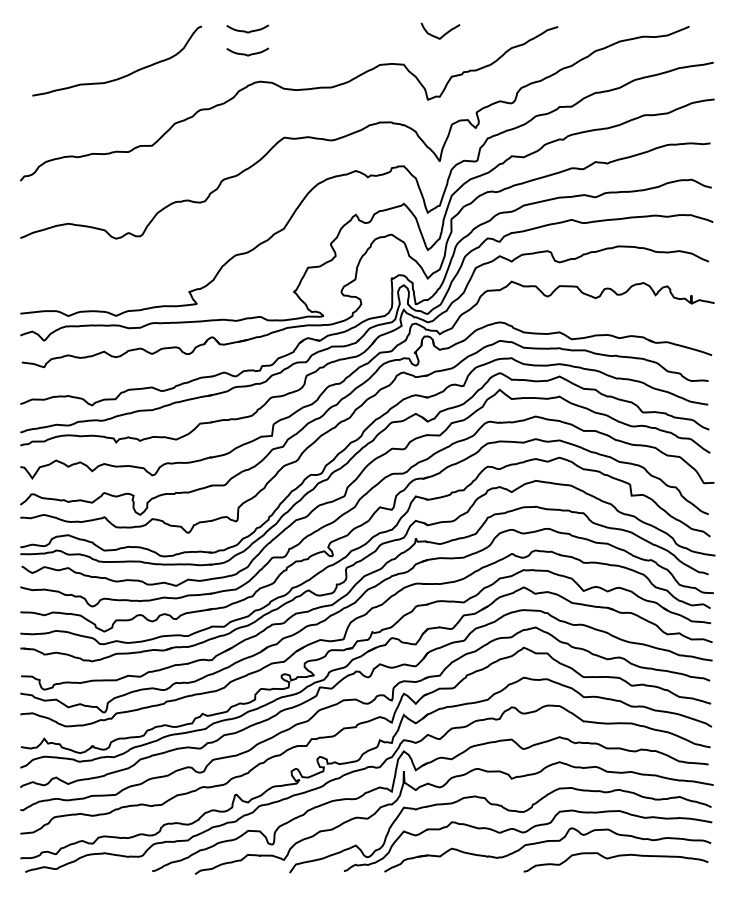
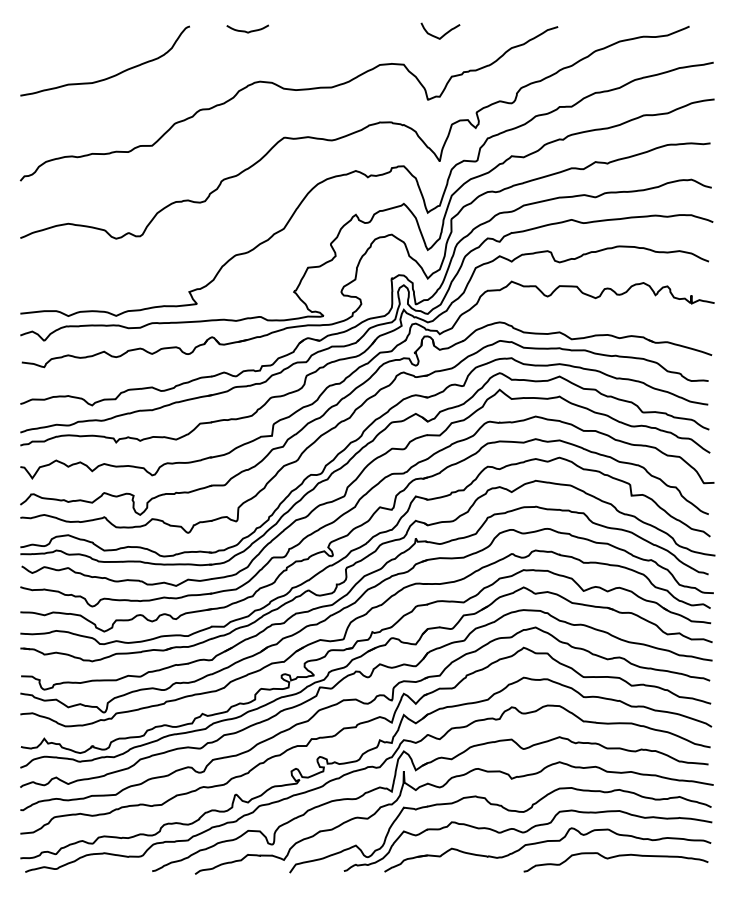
curve: present -> none (245, 53)
curve position: (121, 76) -> (109, 76) (109, 76)
